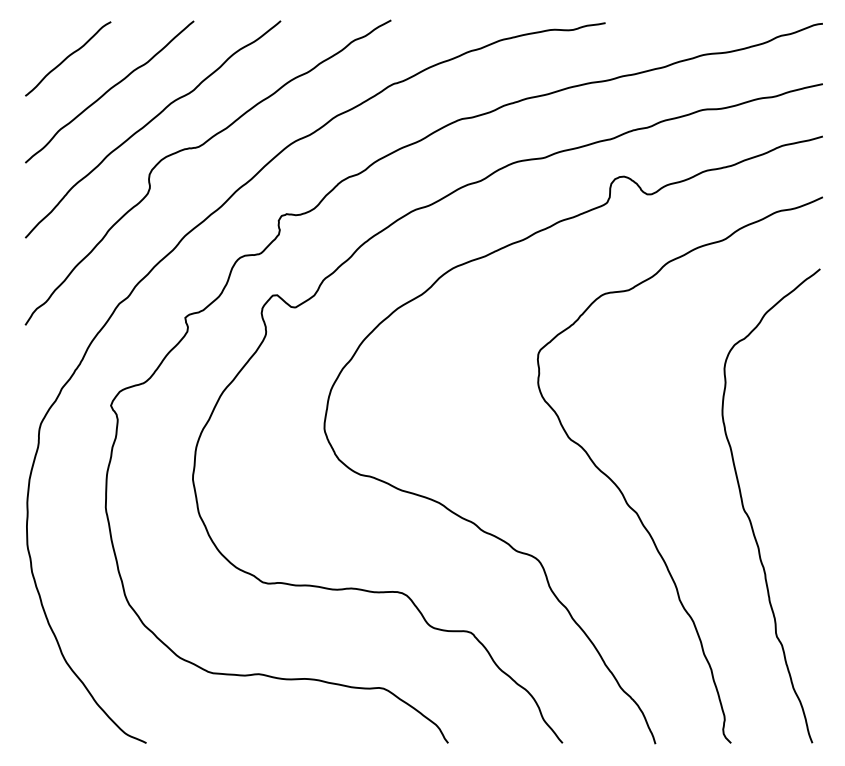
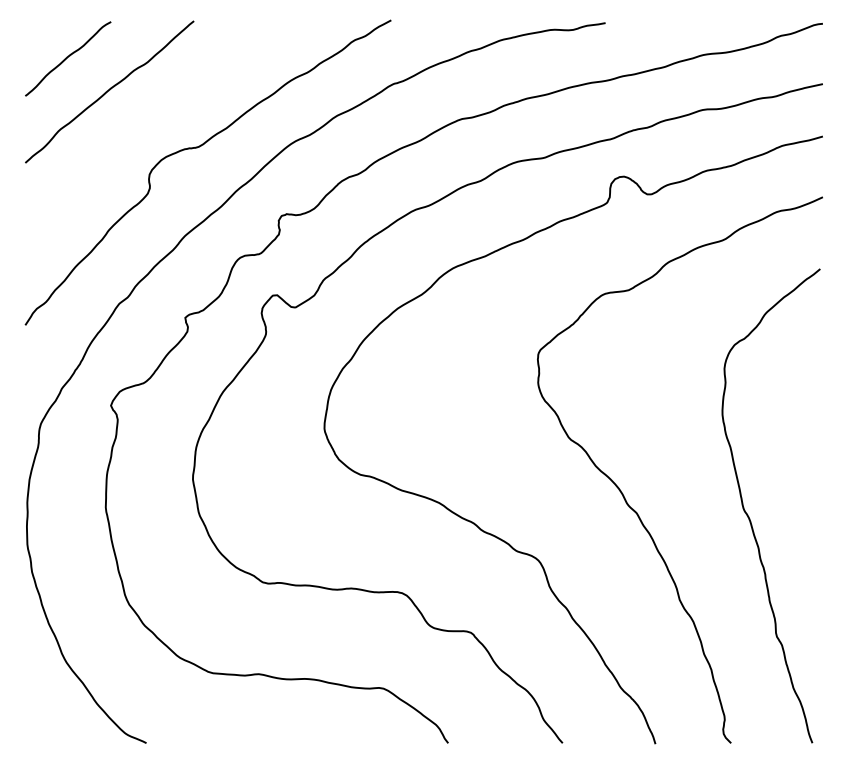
curve: present -> none (148, 124)
